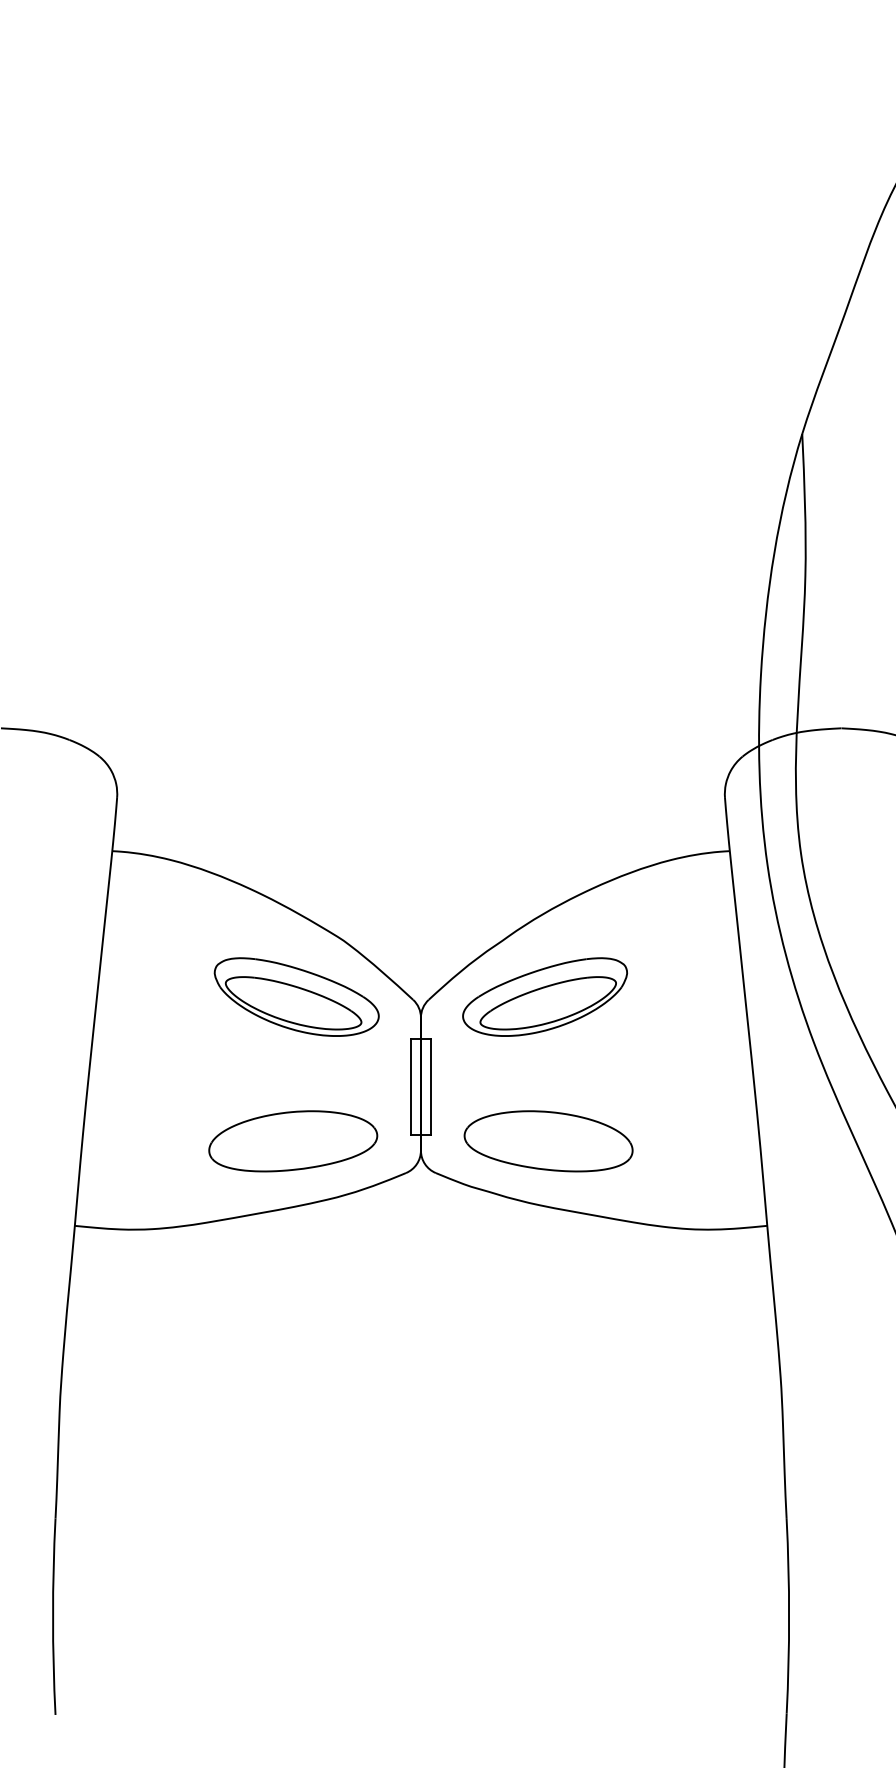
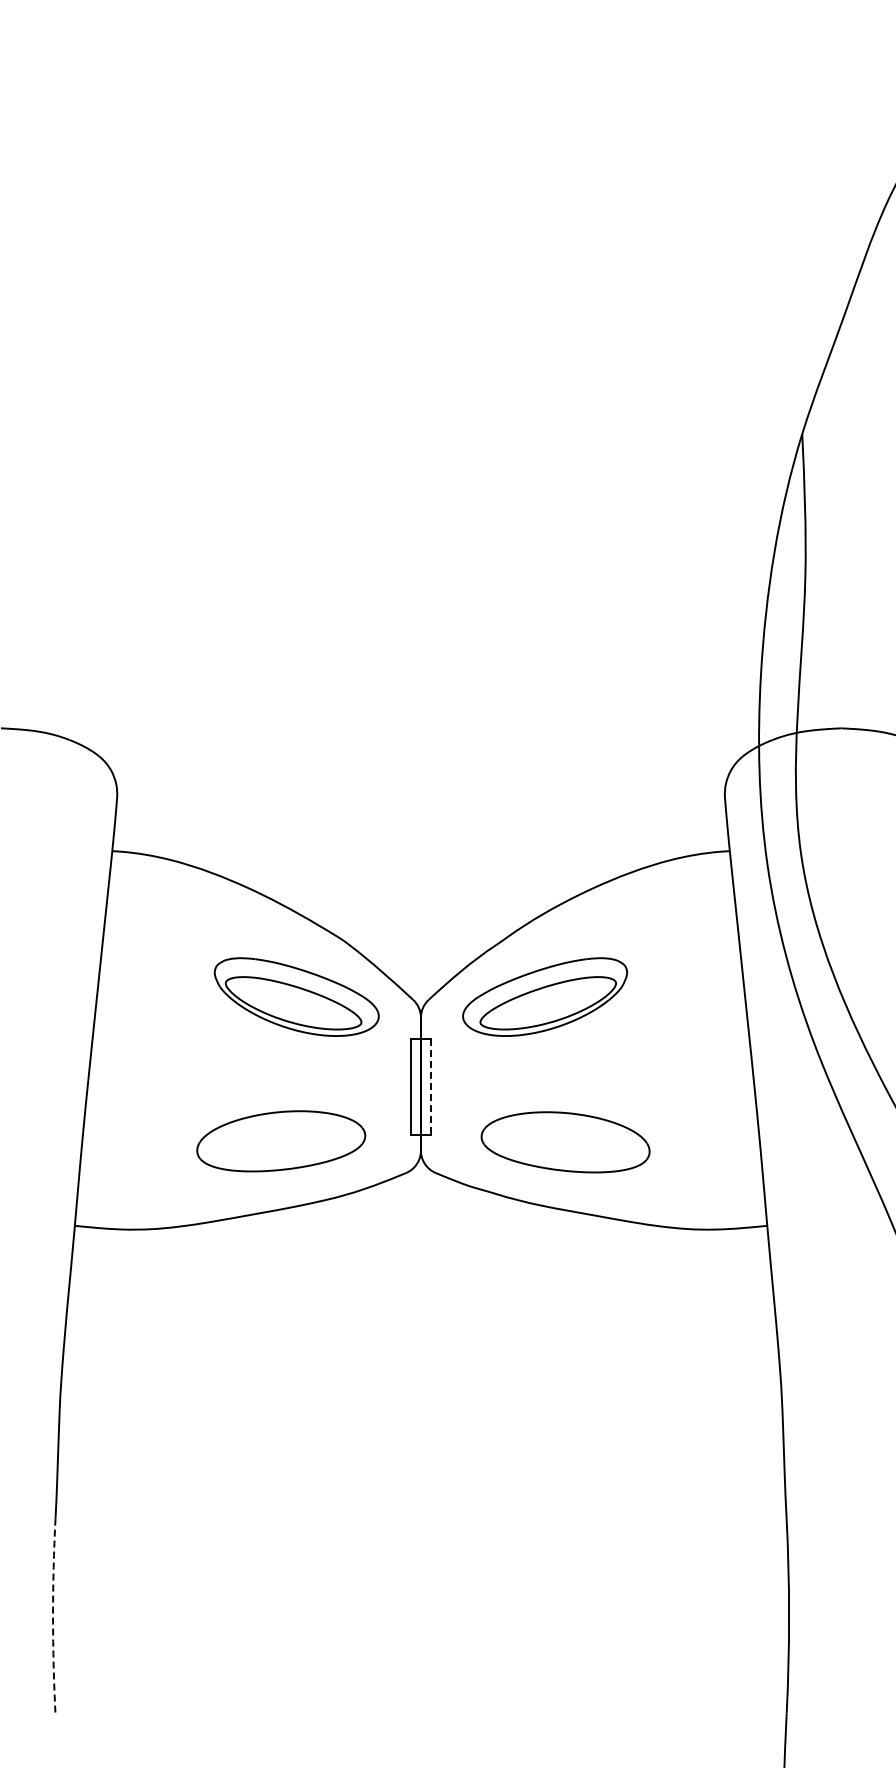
line: solid -> dashed (430, 1087)
part position: (293, 1141) -> (281, 1141) (281, 1141)
part position: (548, 1141) -> (565, 1142) (565, 1142)
arc: solid -> dashed (53, 1616)
